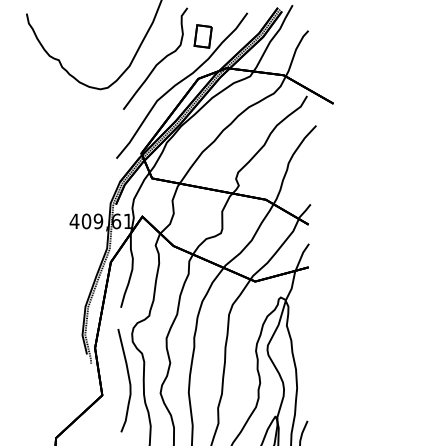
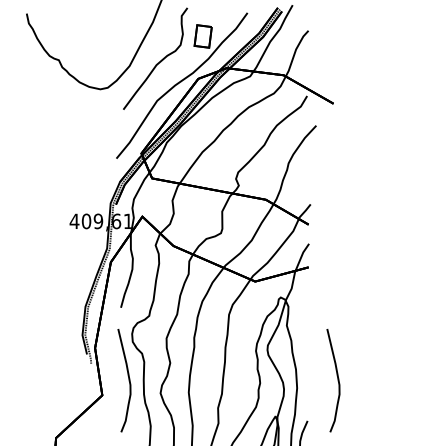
curve: none -> present (337, 380)
